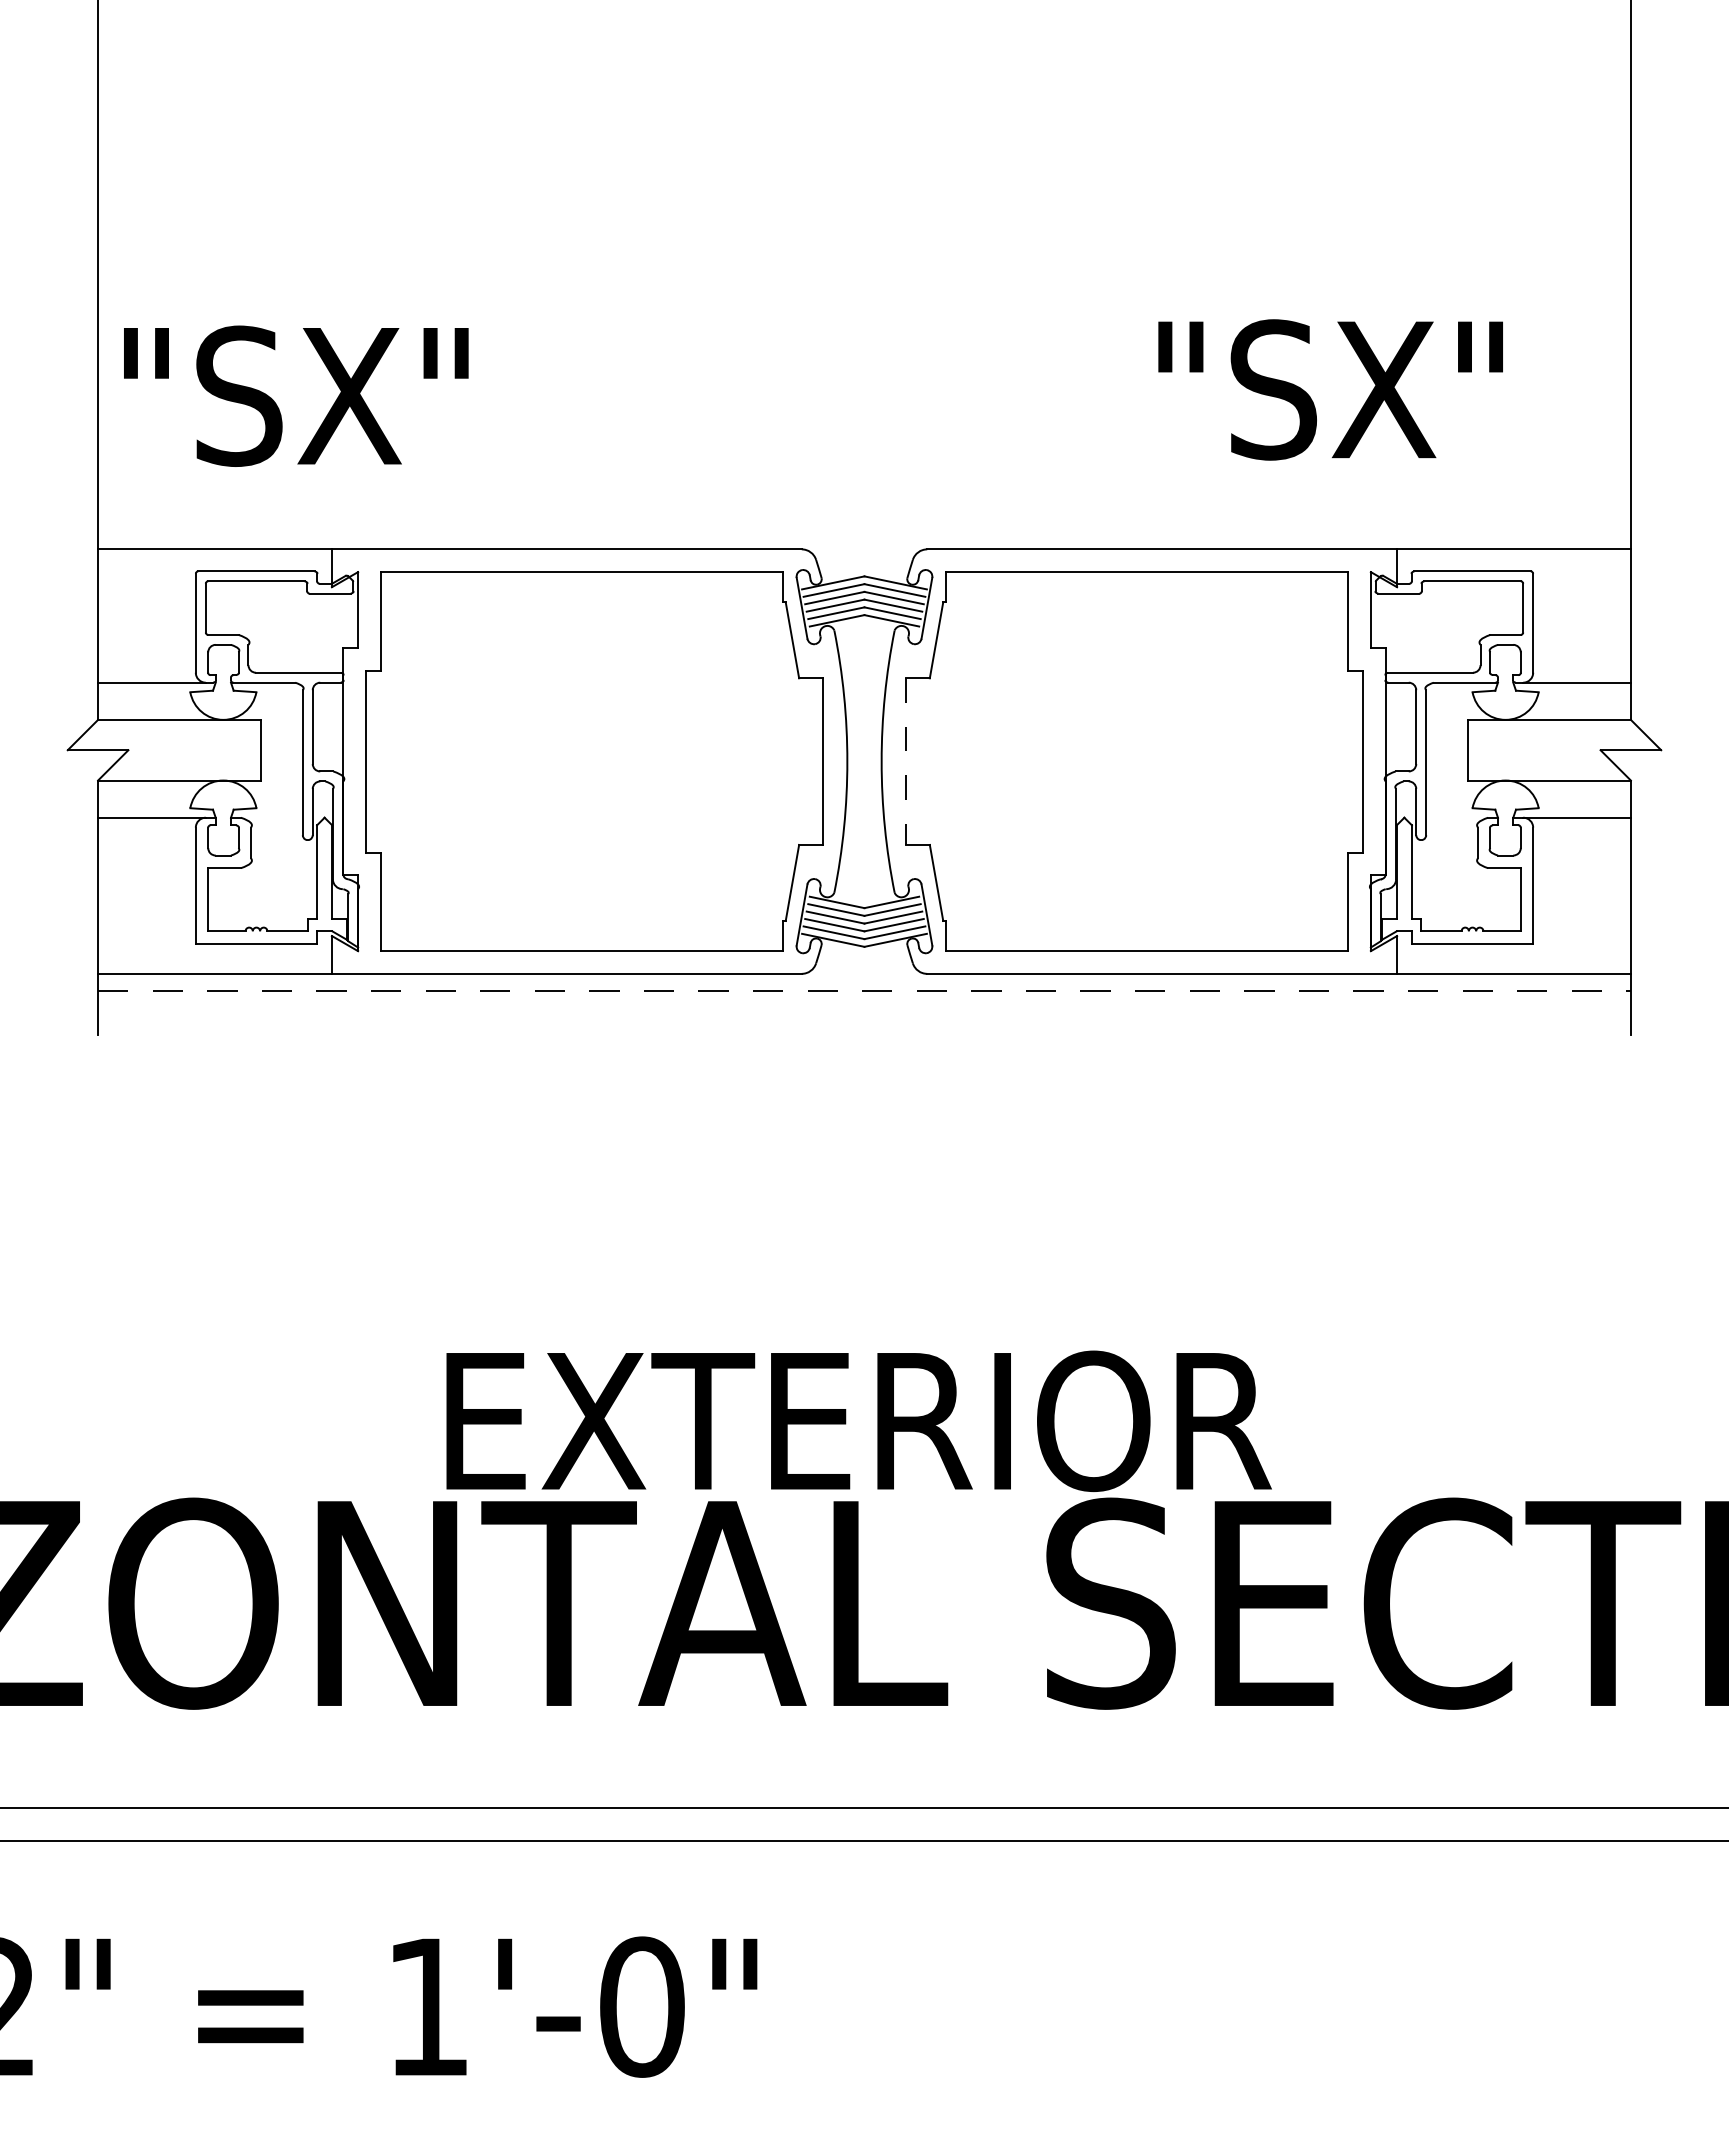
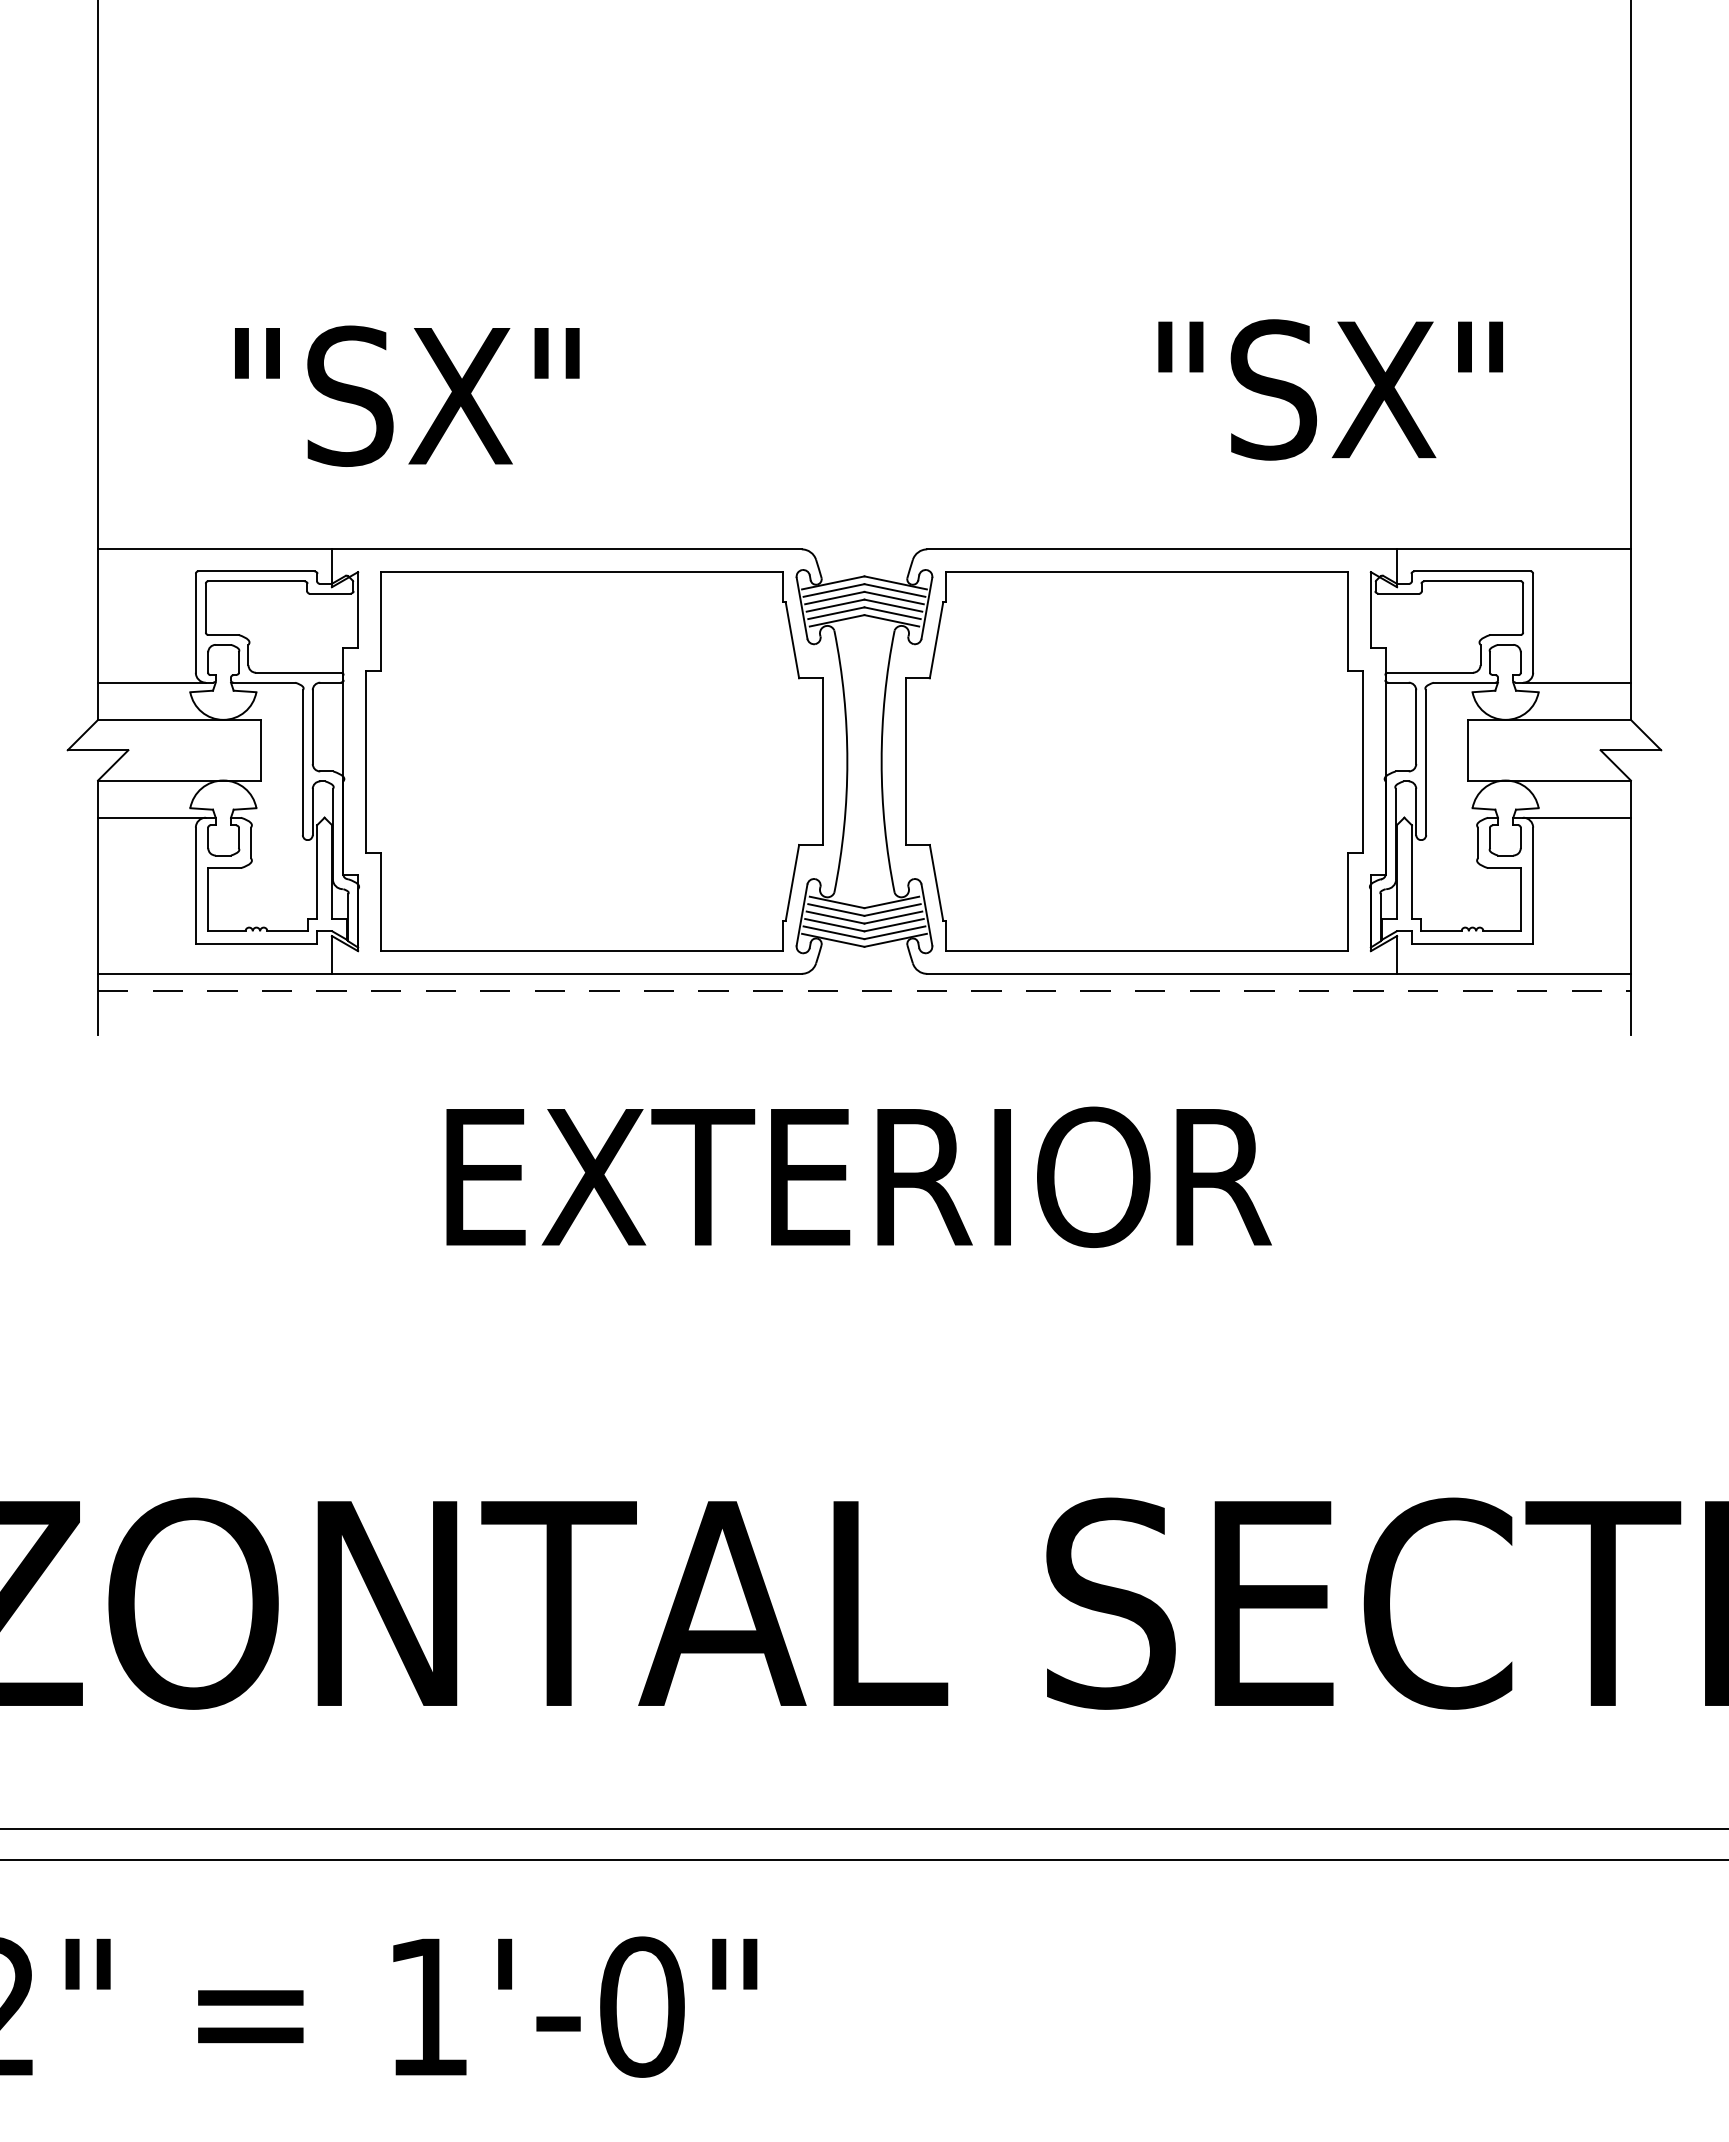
text position: (296, 395) -> (407, 395) (407, 395)
line: dashed -> solid (905, 762)
text position: (858, 1420) -> (858, 1176) (858, 1176)
line position: (863, 1807) -> (863, 1828) (863, 1828)
line position: (863, 1841) -> (863, 1860) (863, 1860)
